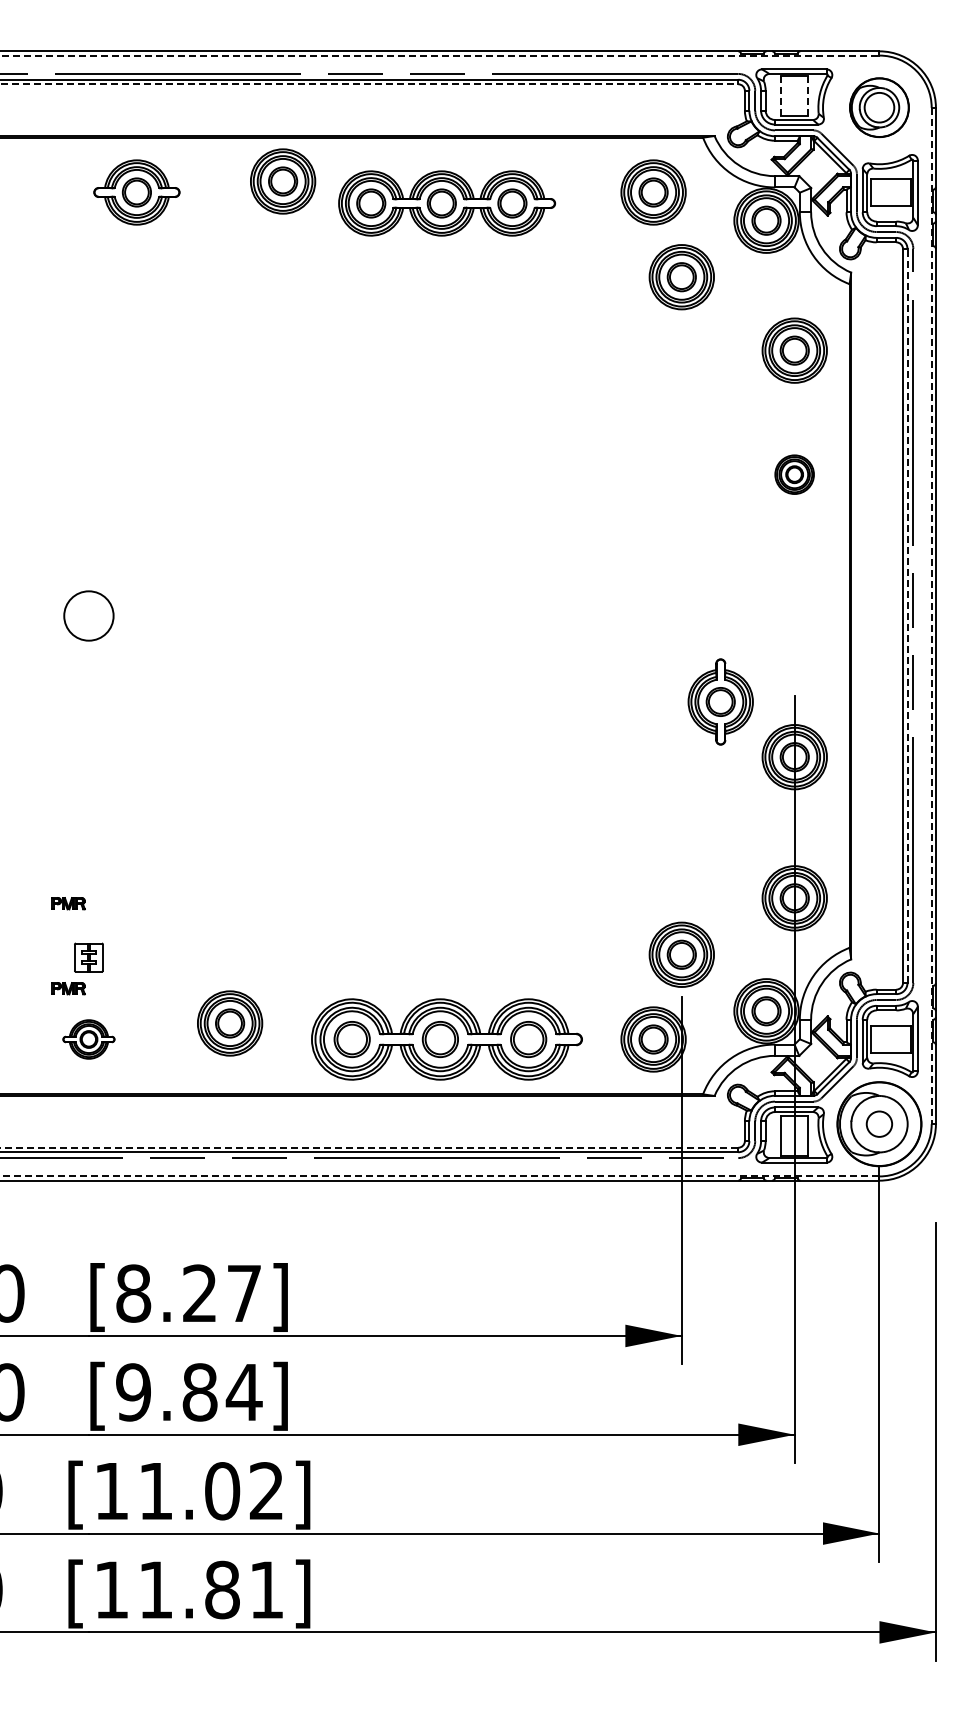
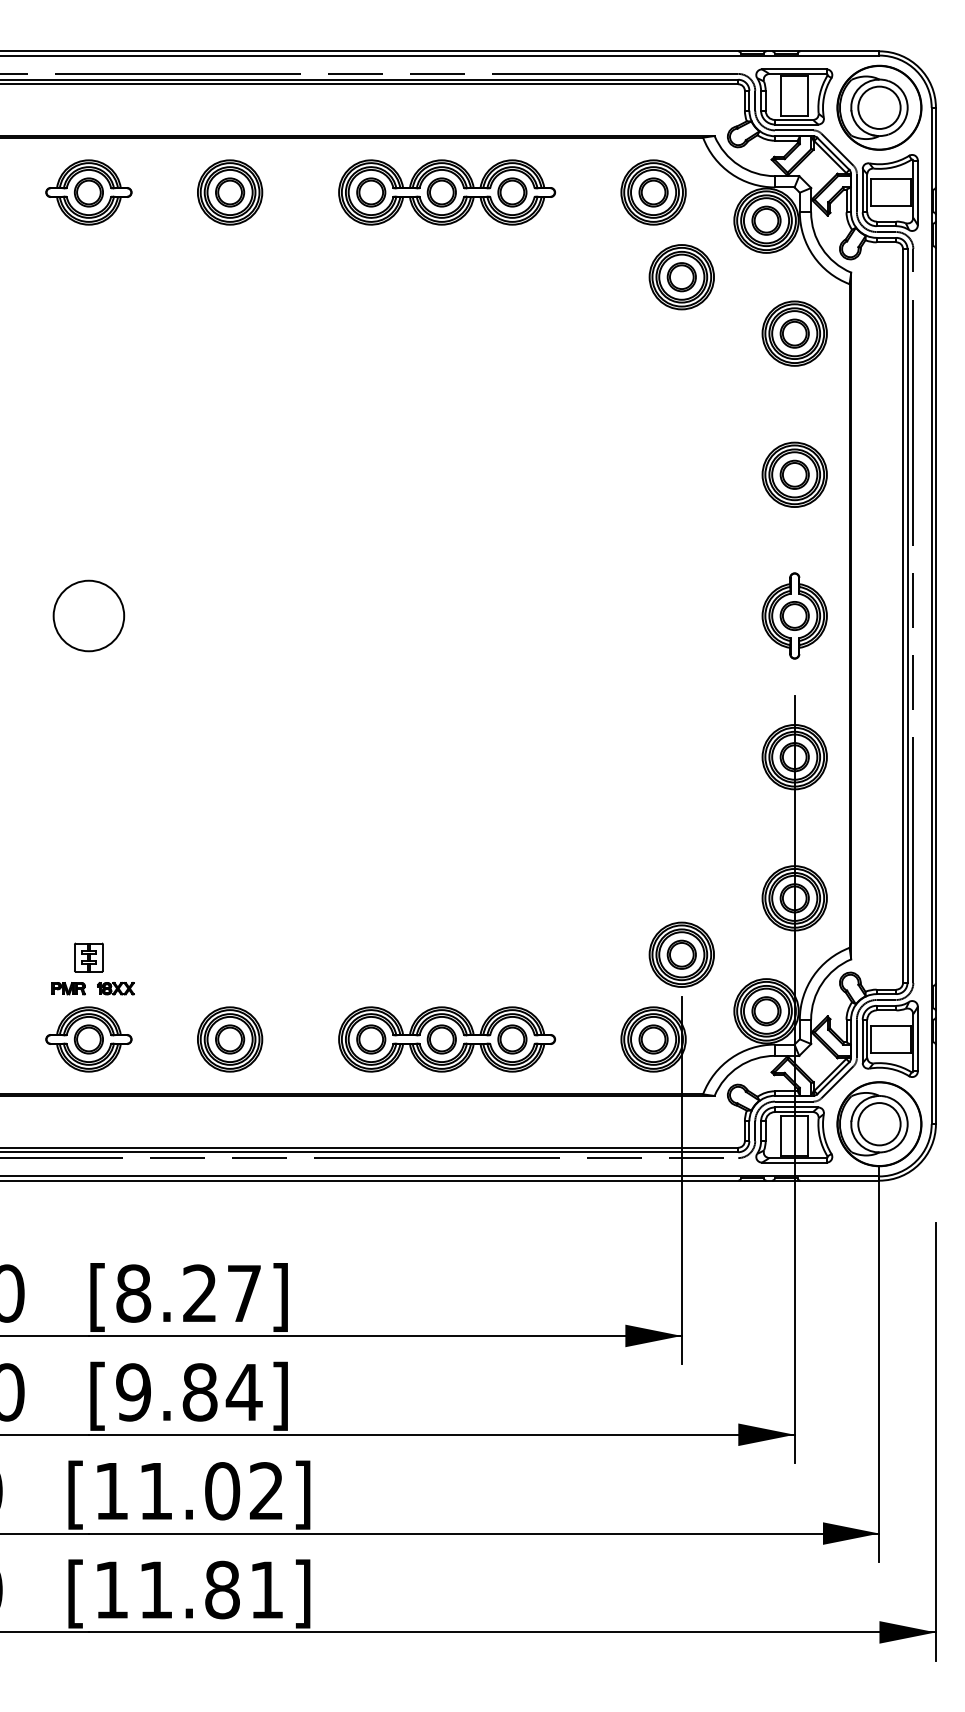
line: dashed -> solid (440, 55)
line: dashed -> solid (369, 84)
line: dashed -> solid (781, 95)
line: dashed -> solid (807, 95)
part size: 61x61 px -> 87x87 px (879, 107)
part position: (283, 181) -> (230, 192) (230, 192)
part position: (136, 192) -> (88, 192) (88, 192)
part position: (447, 203) -> (447, 192) (447, 192)
part position: (794, 350) -> (794, 333) (794, 333)
part size: 41x41 px -> 67x67 px (794, 474)
circle diameter: 49 px -> 71 px (88, 615)
line: dashed -> solid (907, 615)
line: dashed -> solid (931, 616)
part position: (720, 701) -> (794, 615) (794, 615)
part: present -> none (68, 903)
part: none -> present (115, 988)
part position: (230, 1023) -> (230, 1039) (230, 1039)
part size: 54x41 px -> 88x67 px (88, 1039)
part size: 272x83 px -> 219x67 px (447, 1039)
circle diameter: 25 px -> 42 px (879, 1124)
line: dashed -> solid (369, 1147)
line: dashed -> solid (439, 1176)
